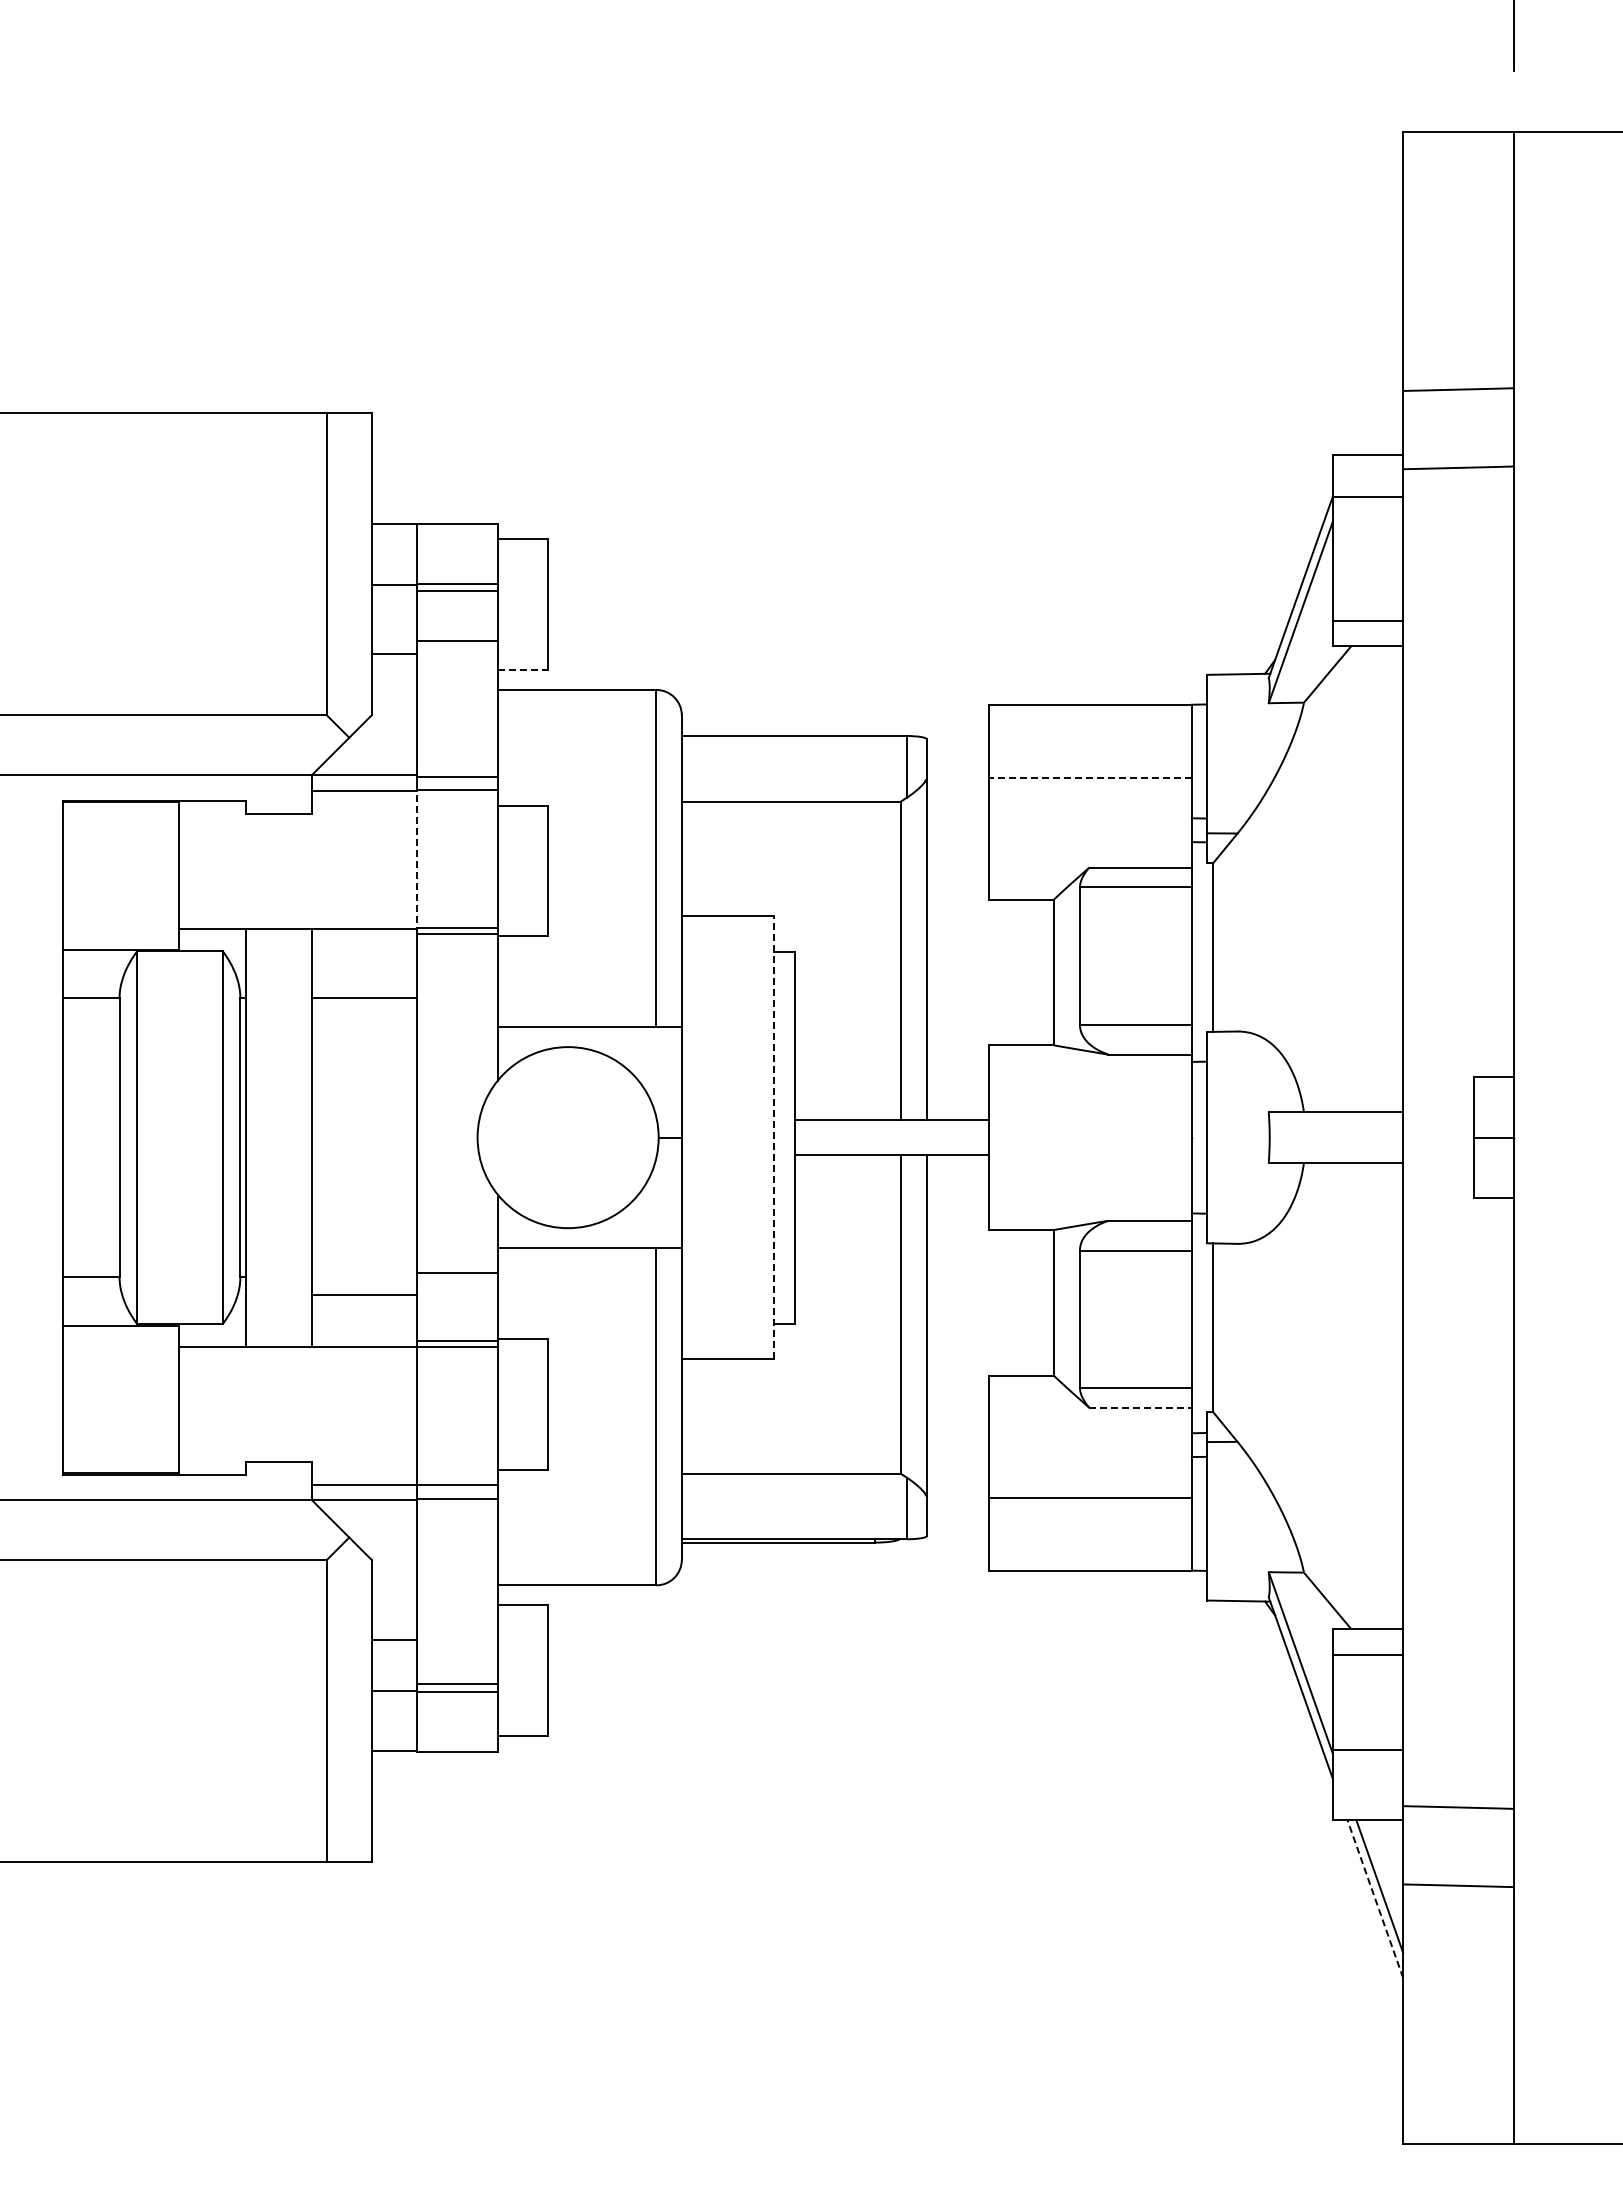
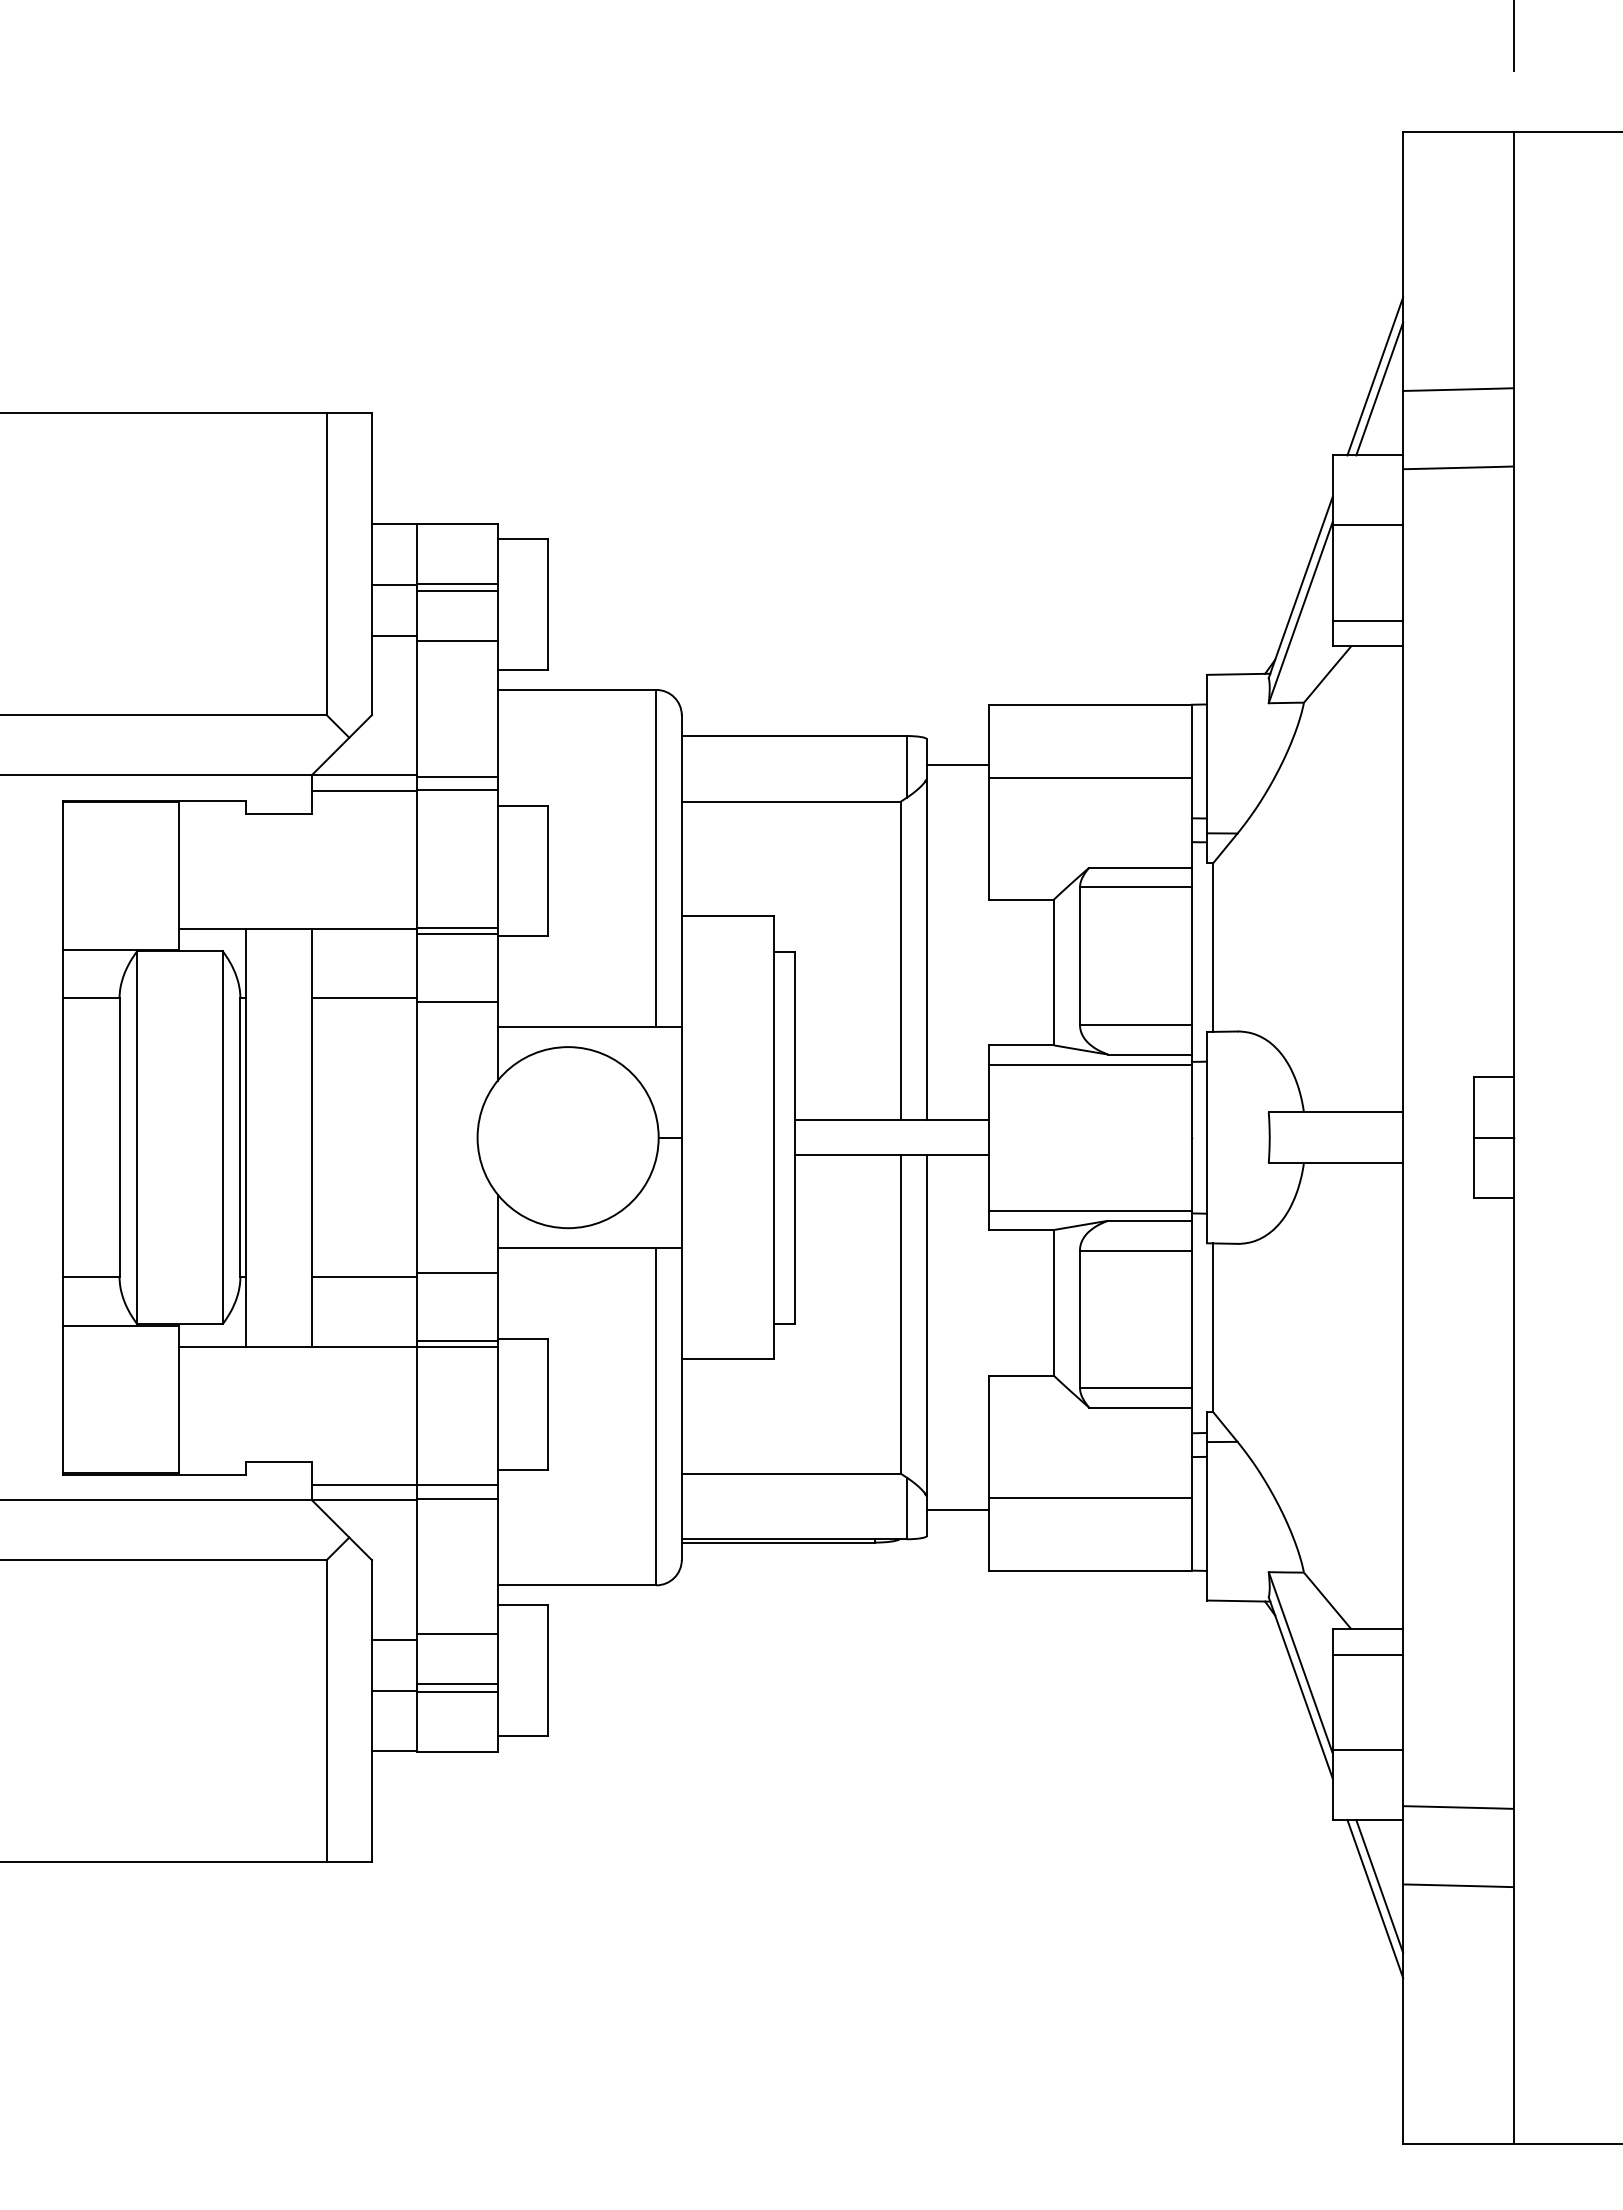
line: none -> present (1375, 376)
line: none -> present (1379, 388)
line position: (1367, 497) -> (1367, 525) (1367, 525)
line position: (394, 653) -> (394, 635) (394, 635)
line: dashed -> solid (523, 669)
line: none -> present (957, 765)
line: dashed -> solid (1090, 777)
line: dashed -> solid (417, 862)
line: none -> present (457, 1002)
line: none -> present (1089, 1064)
line: dashed -> solid (774, 1137)
line: none -> present (1089, 1210)
line position: (364, 1295) -> (364, 1277) (364, 1277)
line: dashed -> solid (1141, 1407)
line: none -> present (957, 1509)
line: none -> present (457, 1633)
line: dashed -> solid (1375, 1898)
